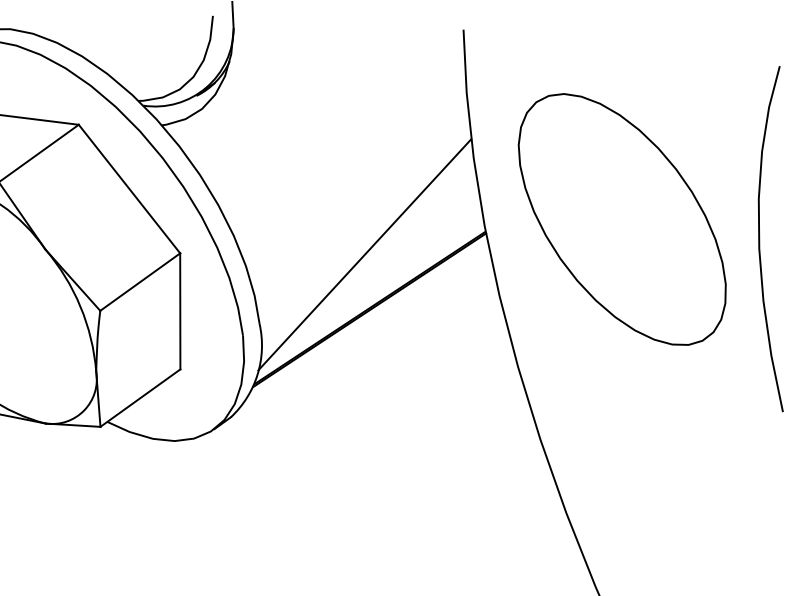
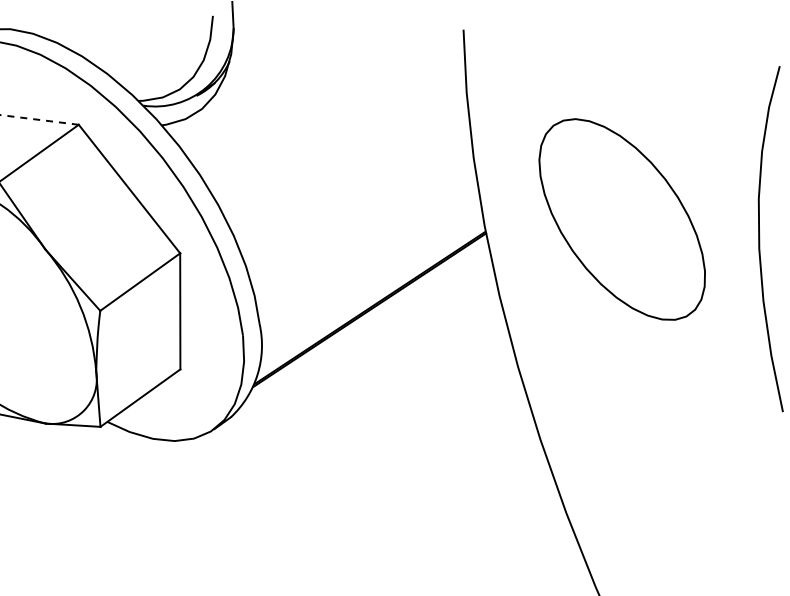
line: solid -> dashed (39, 119)
part size: 210x253 px -> 168x203 px (621, 219)
line: present -> none (364, 254)
